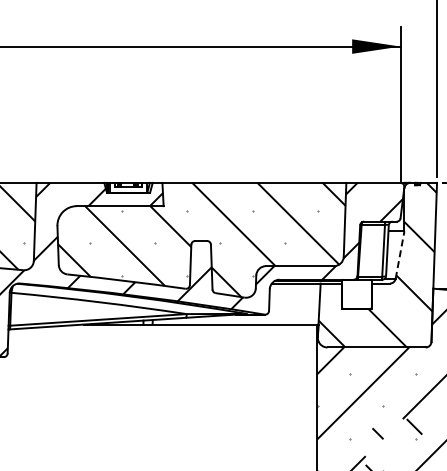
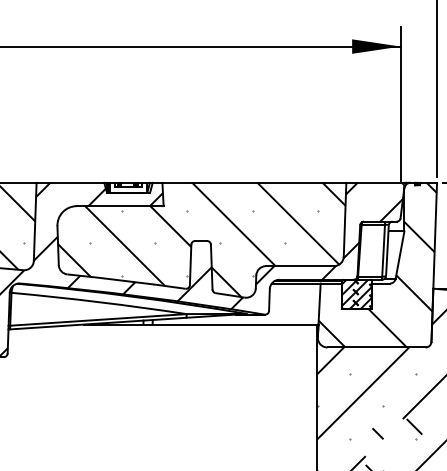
line: dashed -> solid (400, 254)
hatch: none -> present (356, 293)
